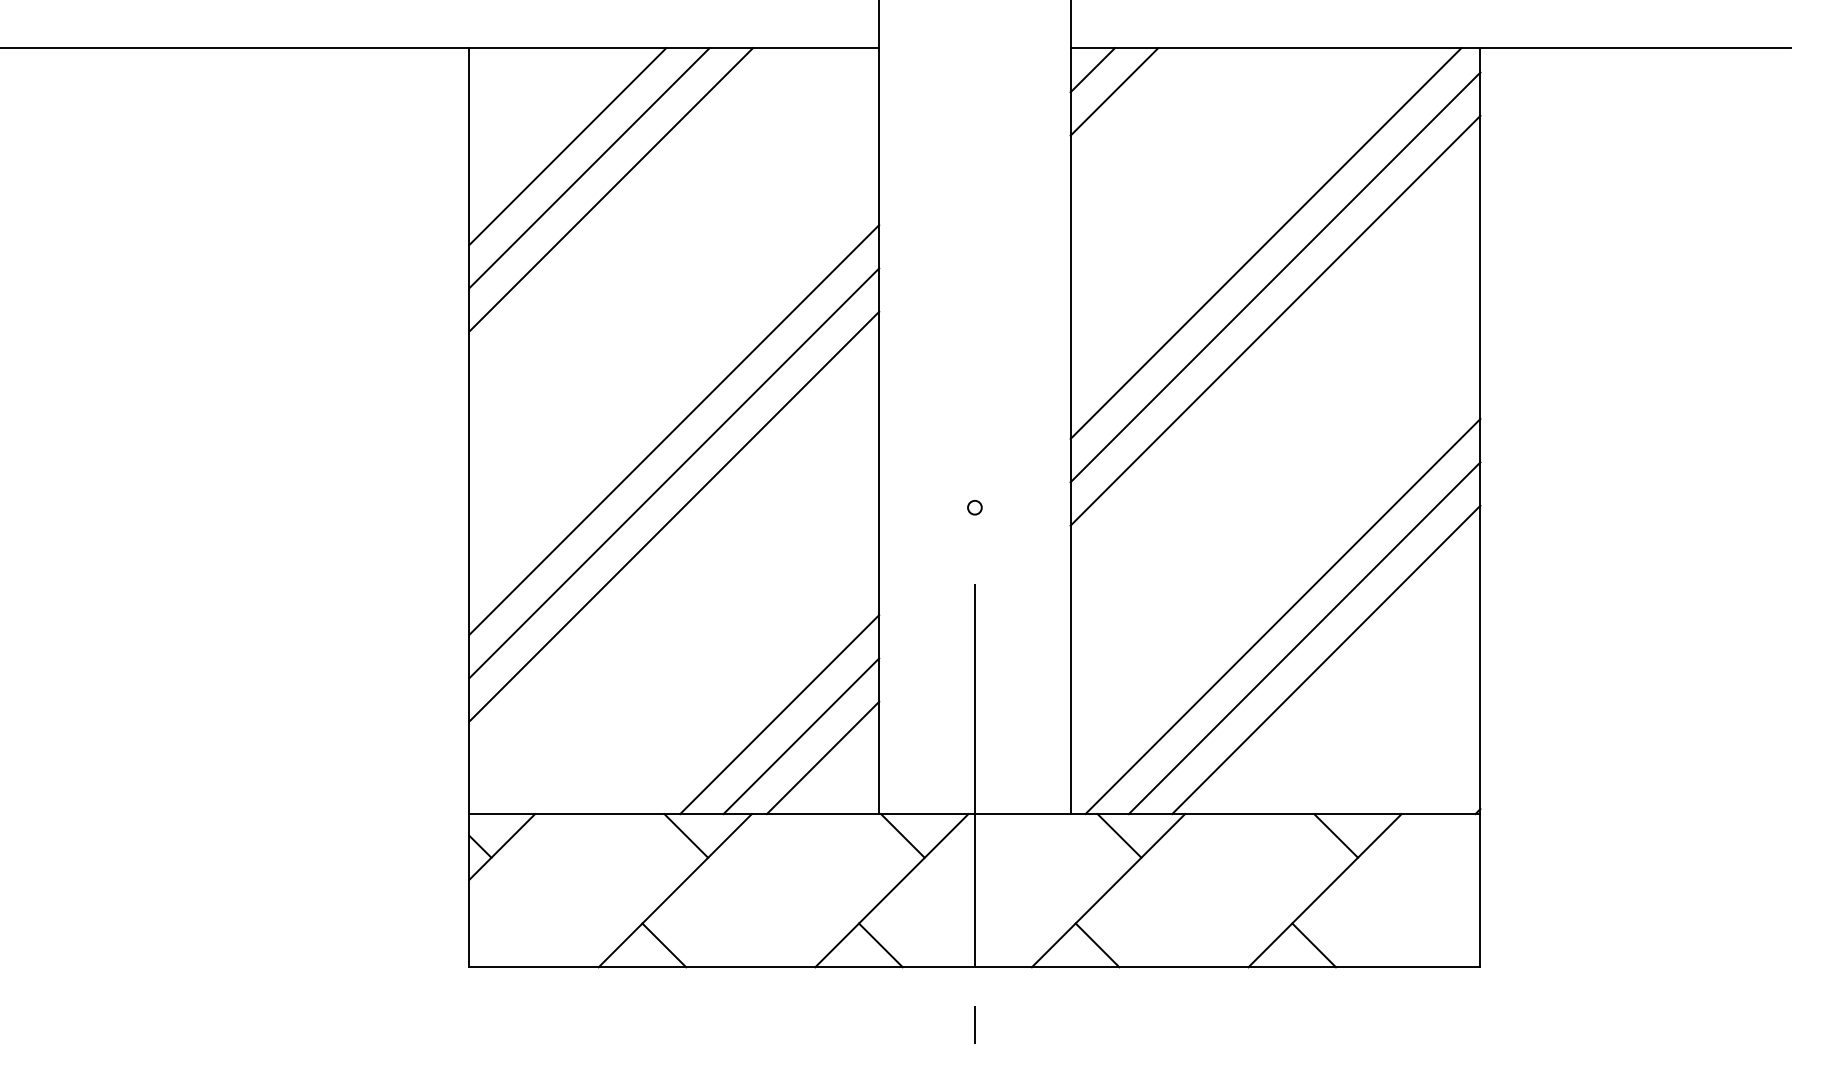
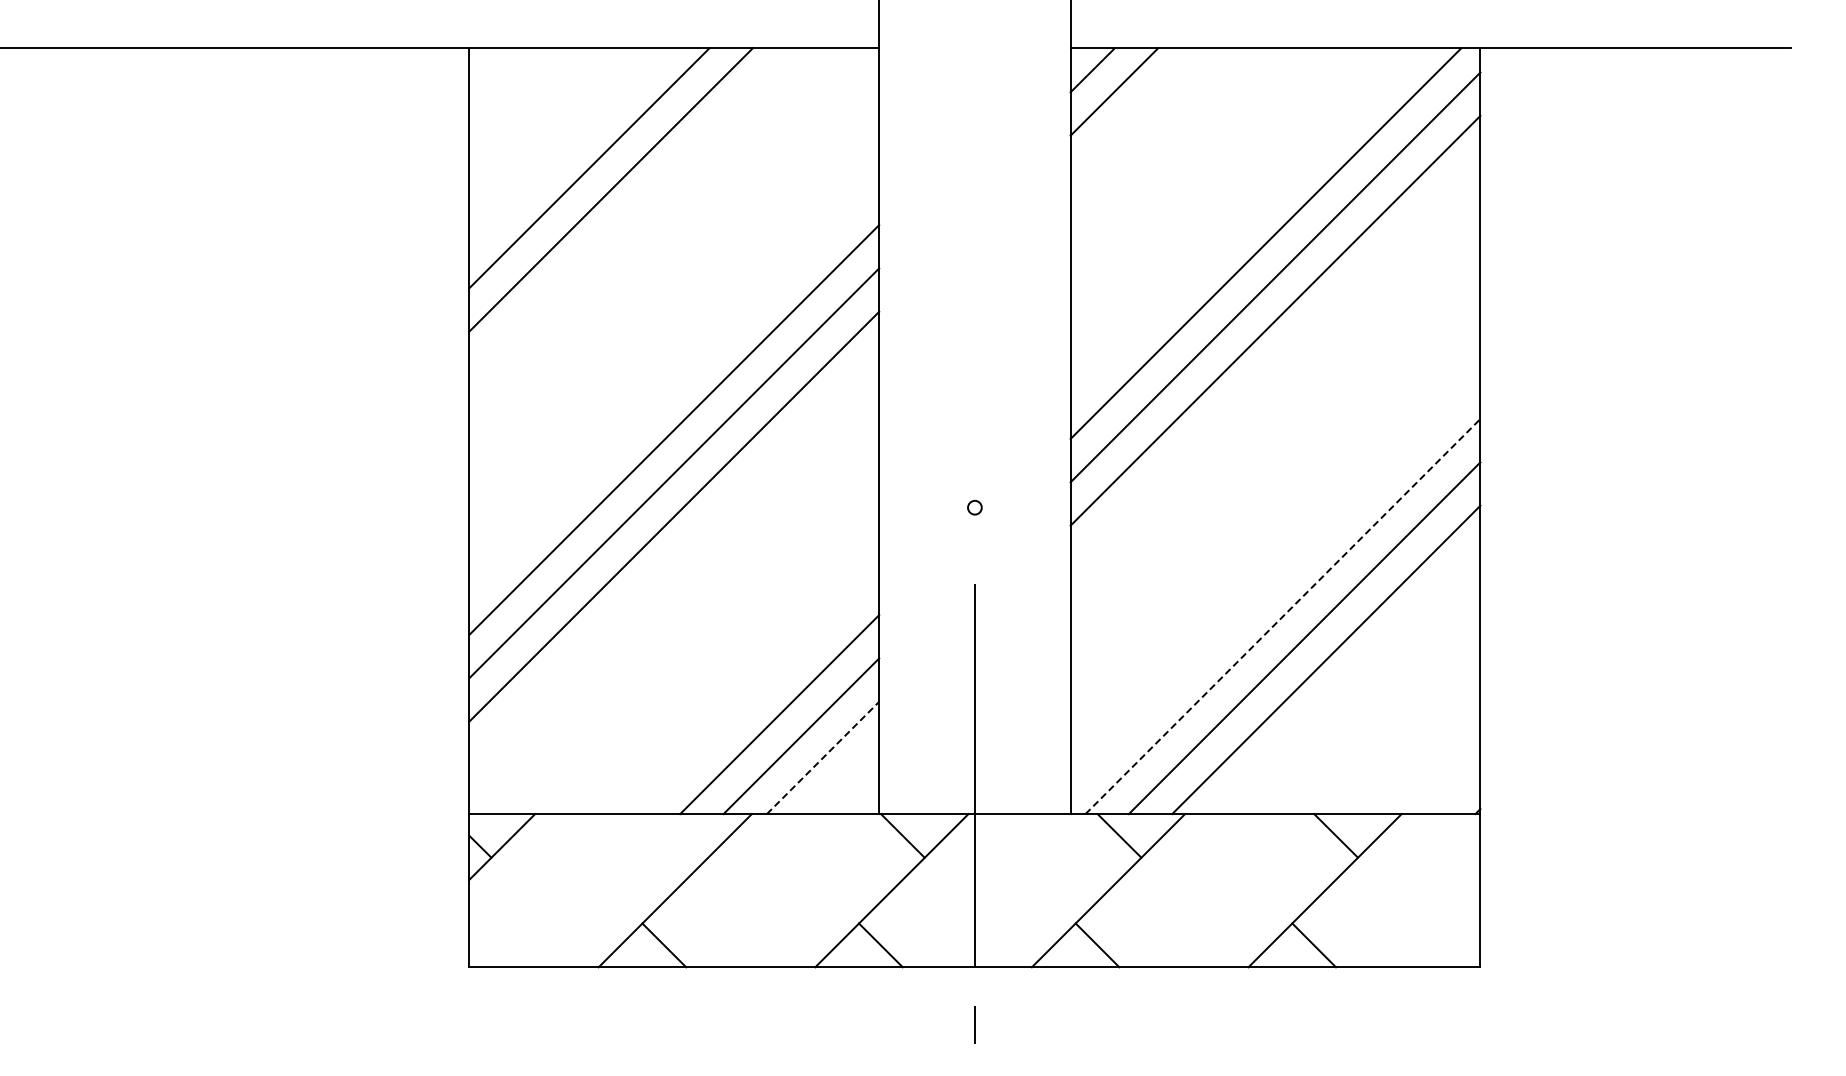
line: present -> none (567, 146)
line: solid -> dashed (1283, 616)
line: solid -> dashed (823, 757)
line: present -> none (686, 835)
